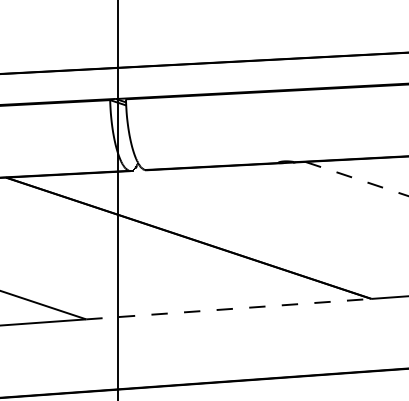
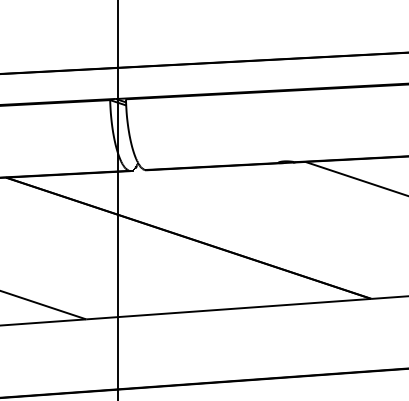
line: dashed -> solid (357, 179)
line: dashed -> solid (228, 309)
